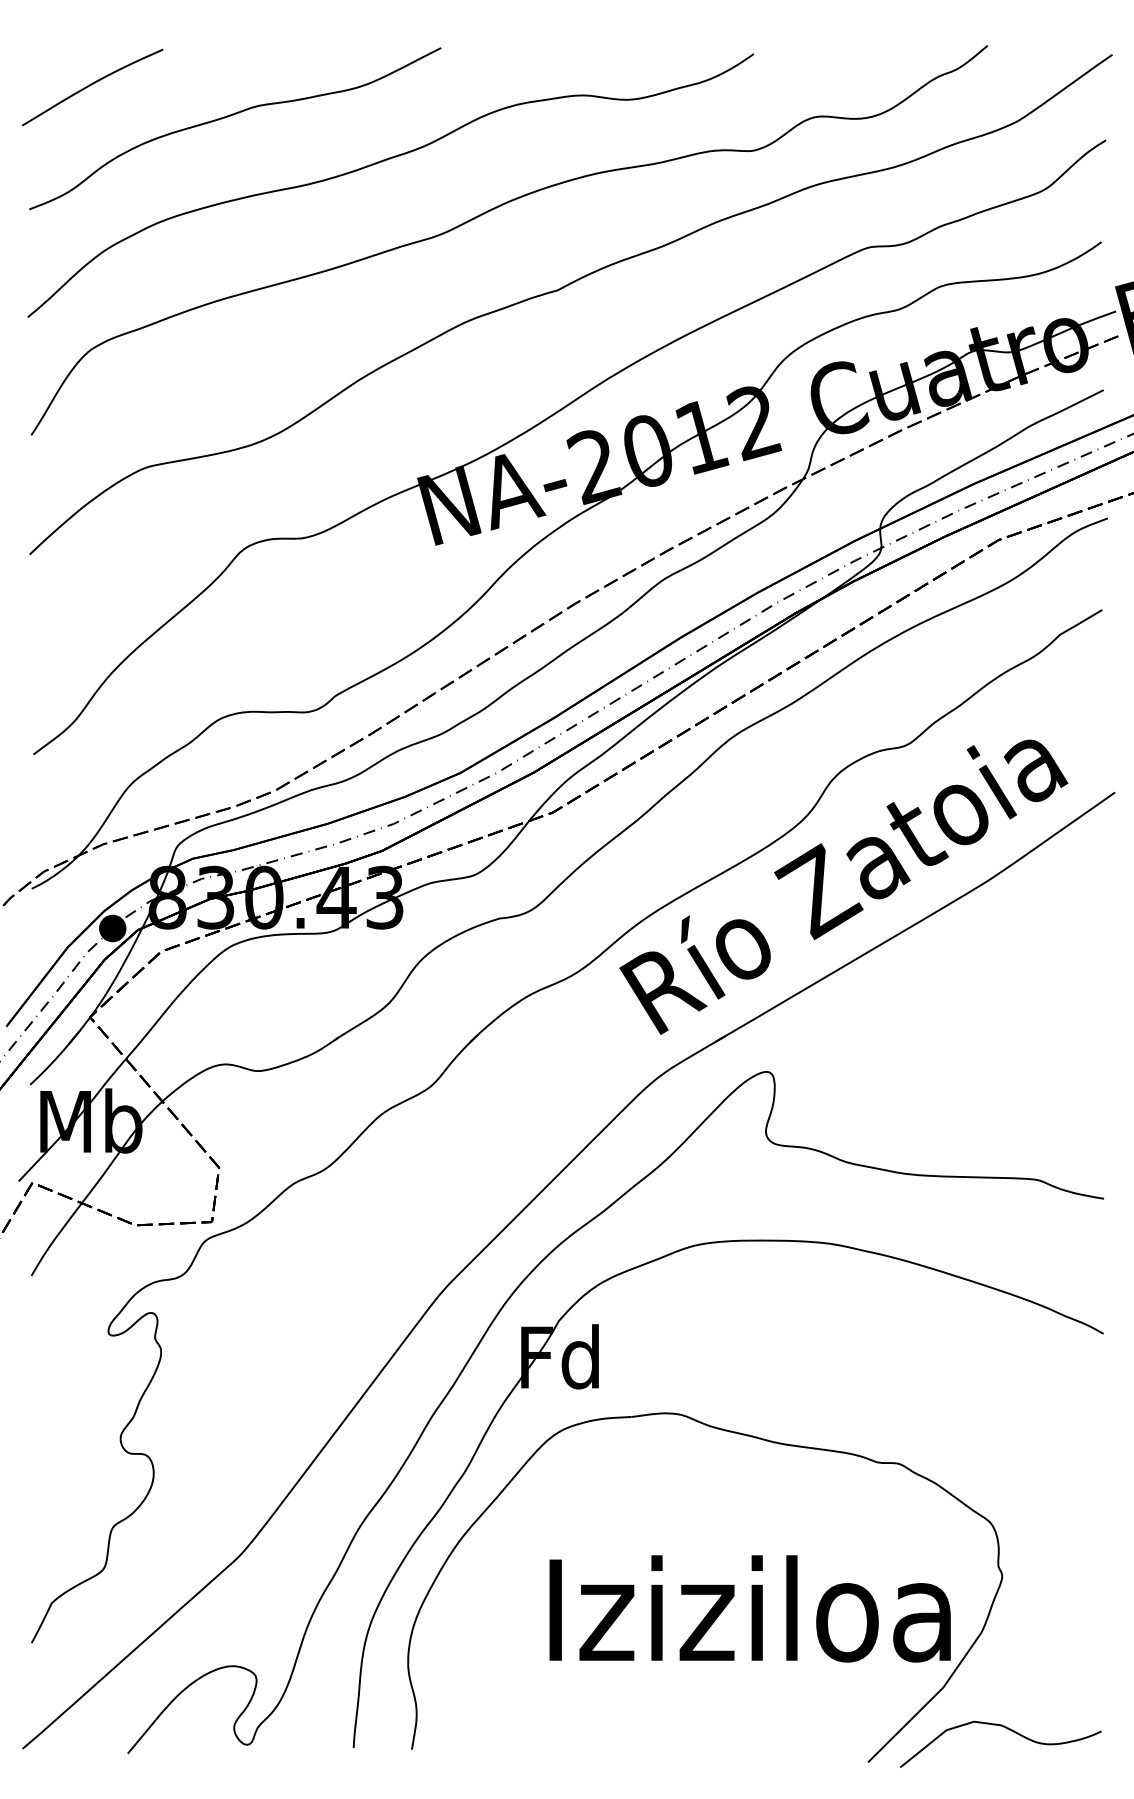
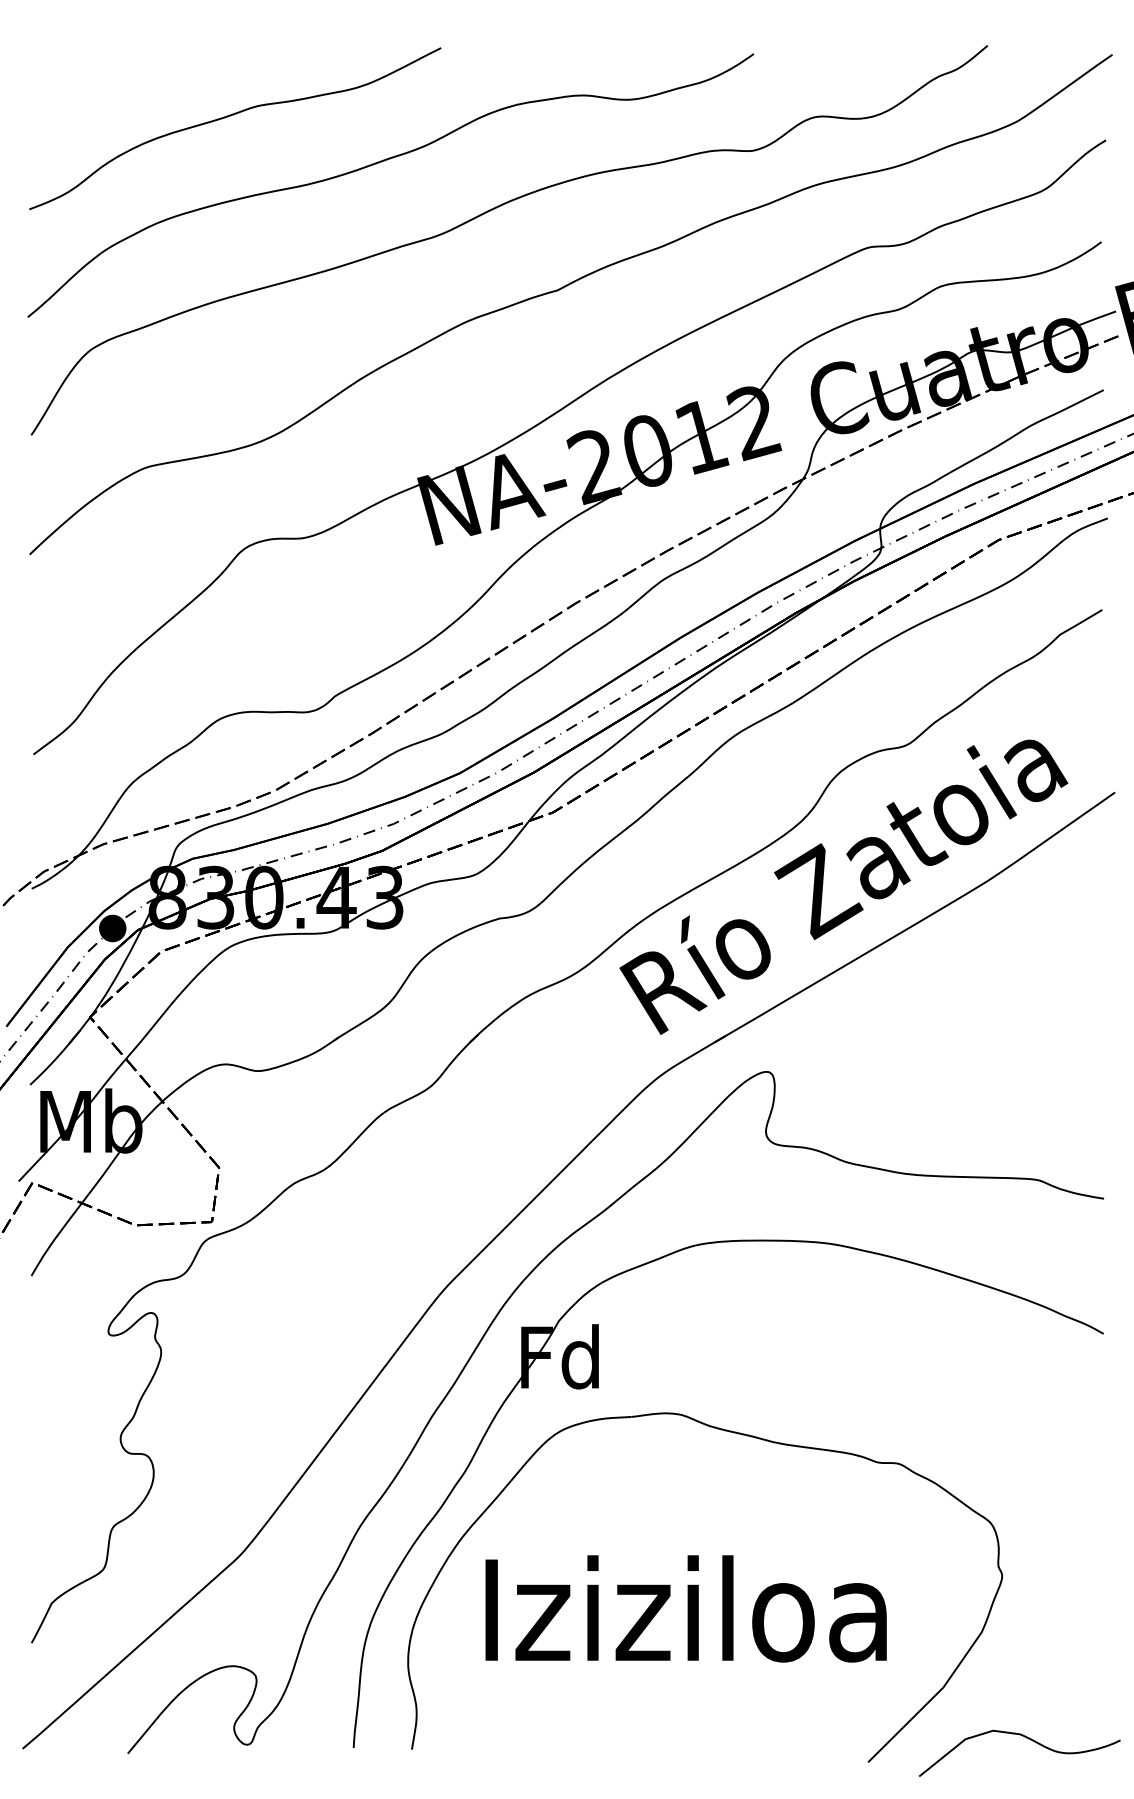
curve: present -> none (91, 85)
text position: (749, 1608) -> (685, 1608) (685, 1608)
curve position: (1007, 1729) -> (1026, 1738) (1026, 1738)
